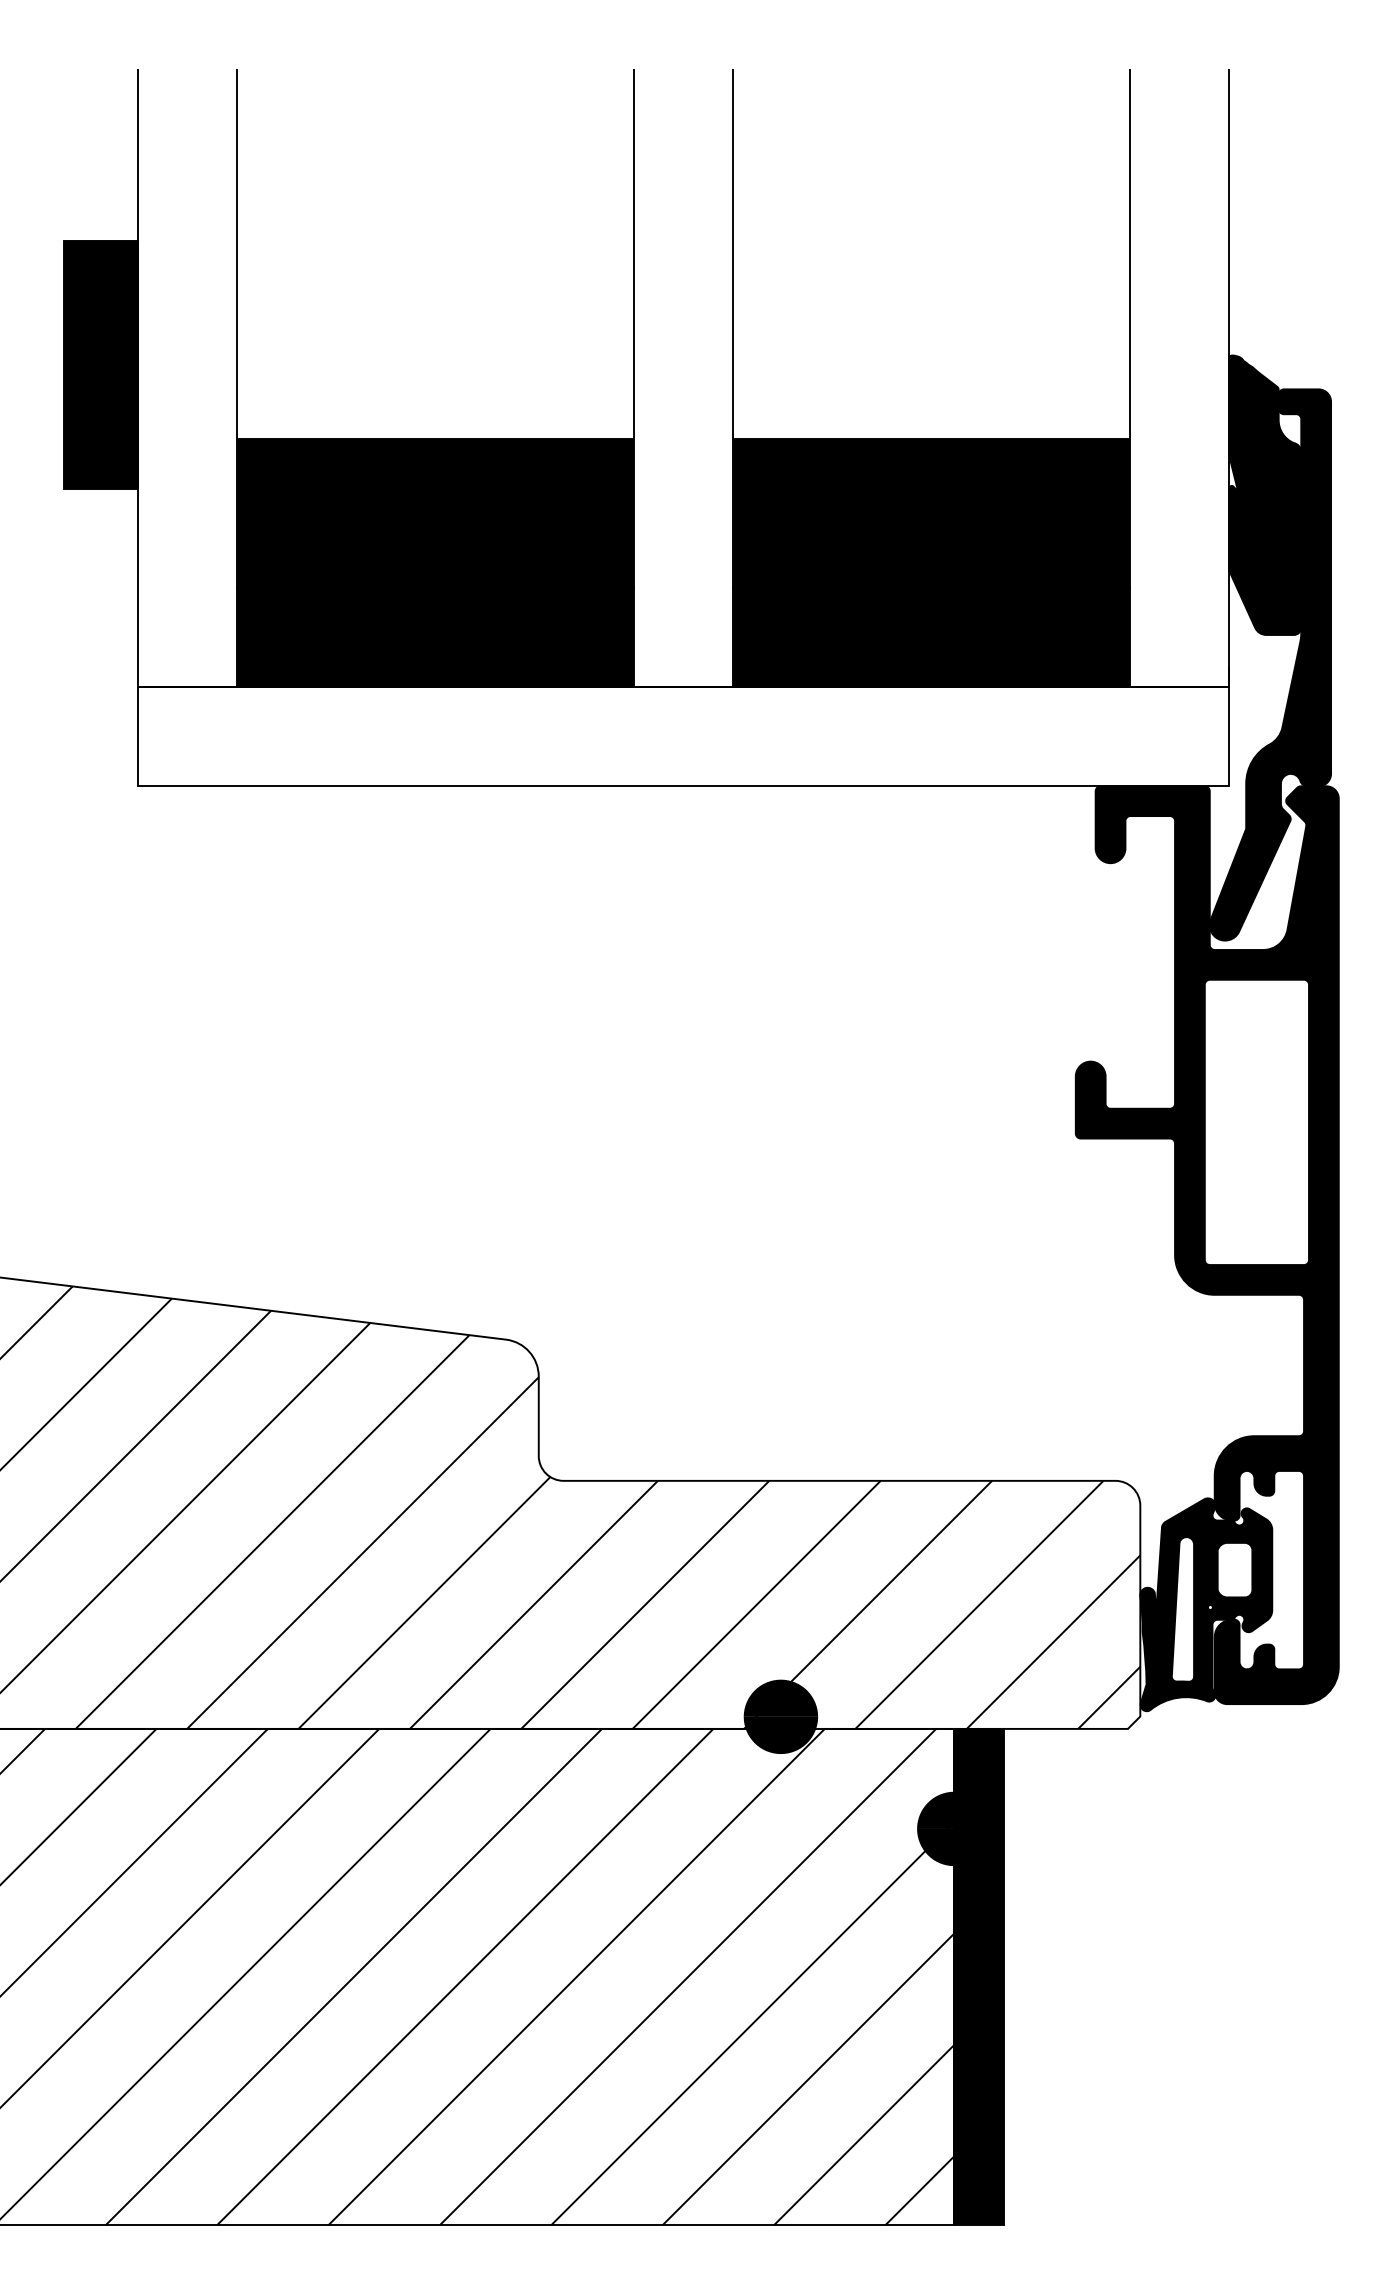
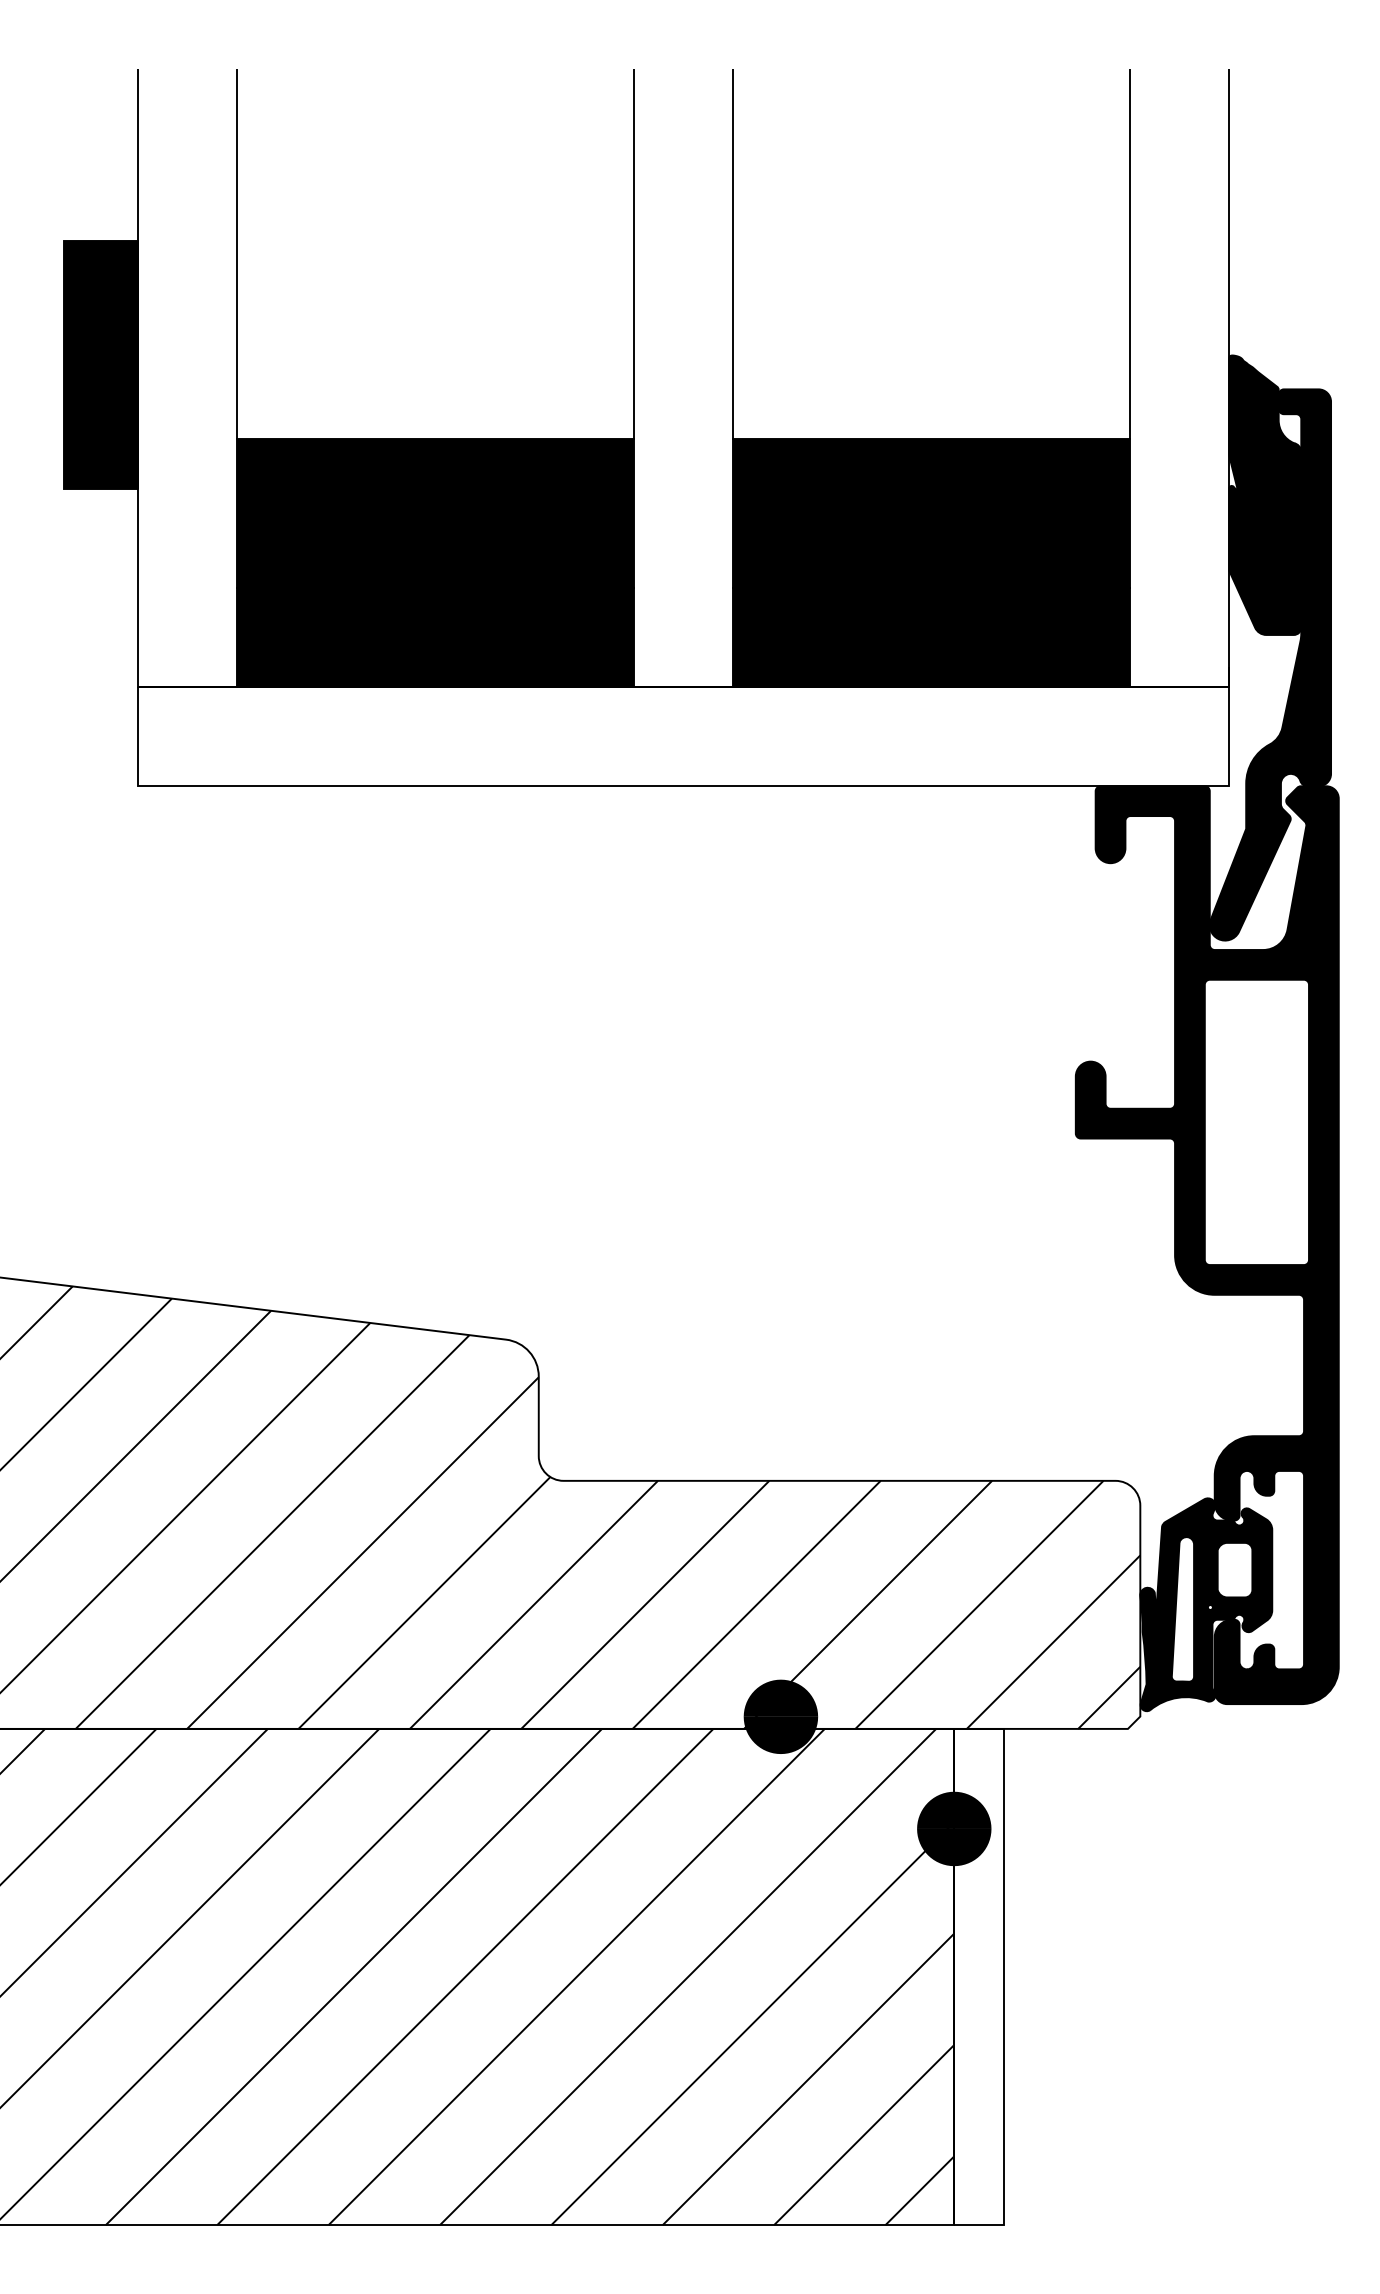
fill: present -> none (978, 1976)
